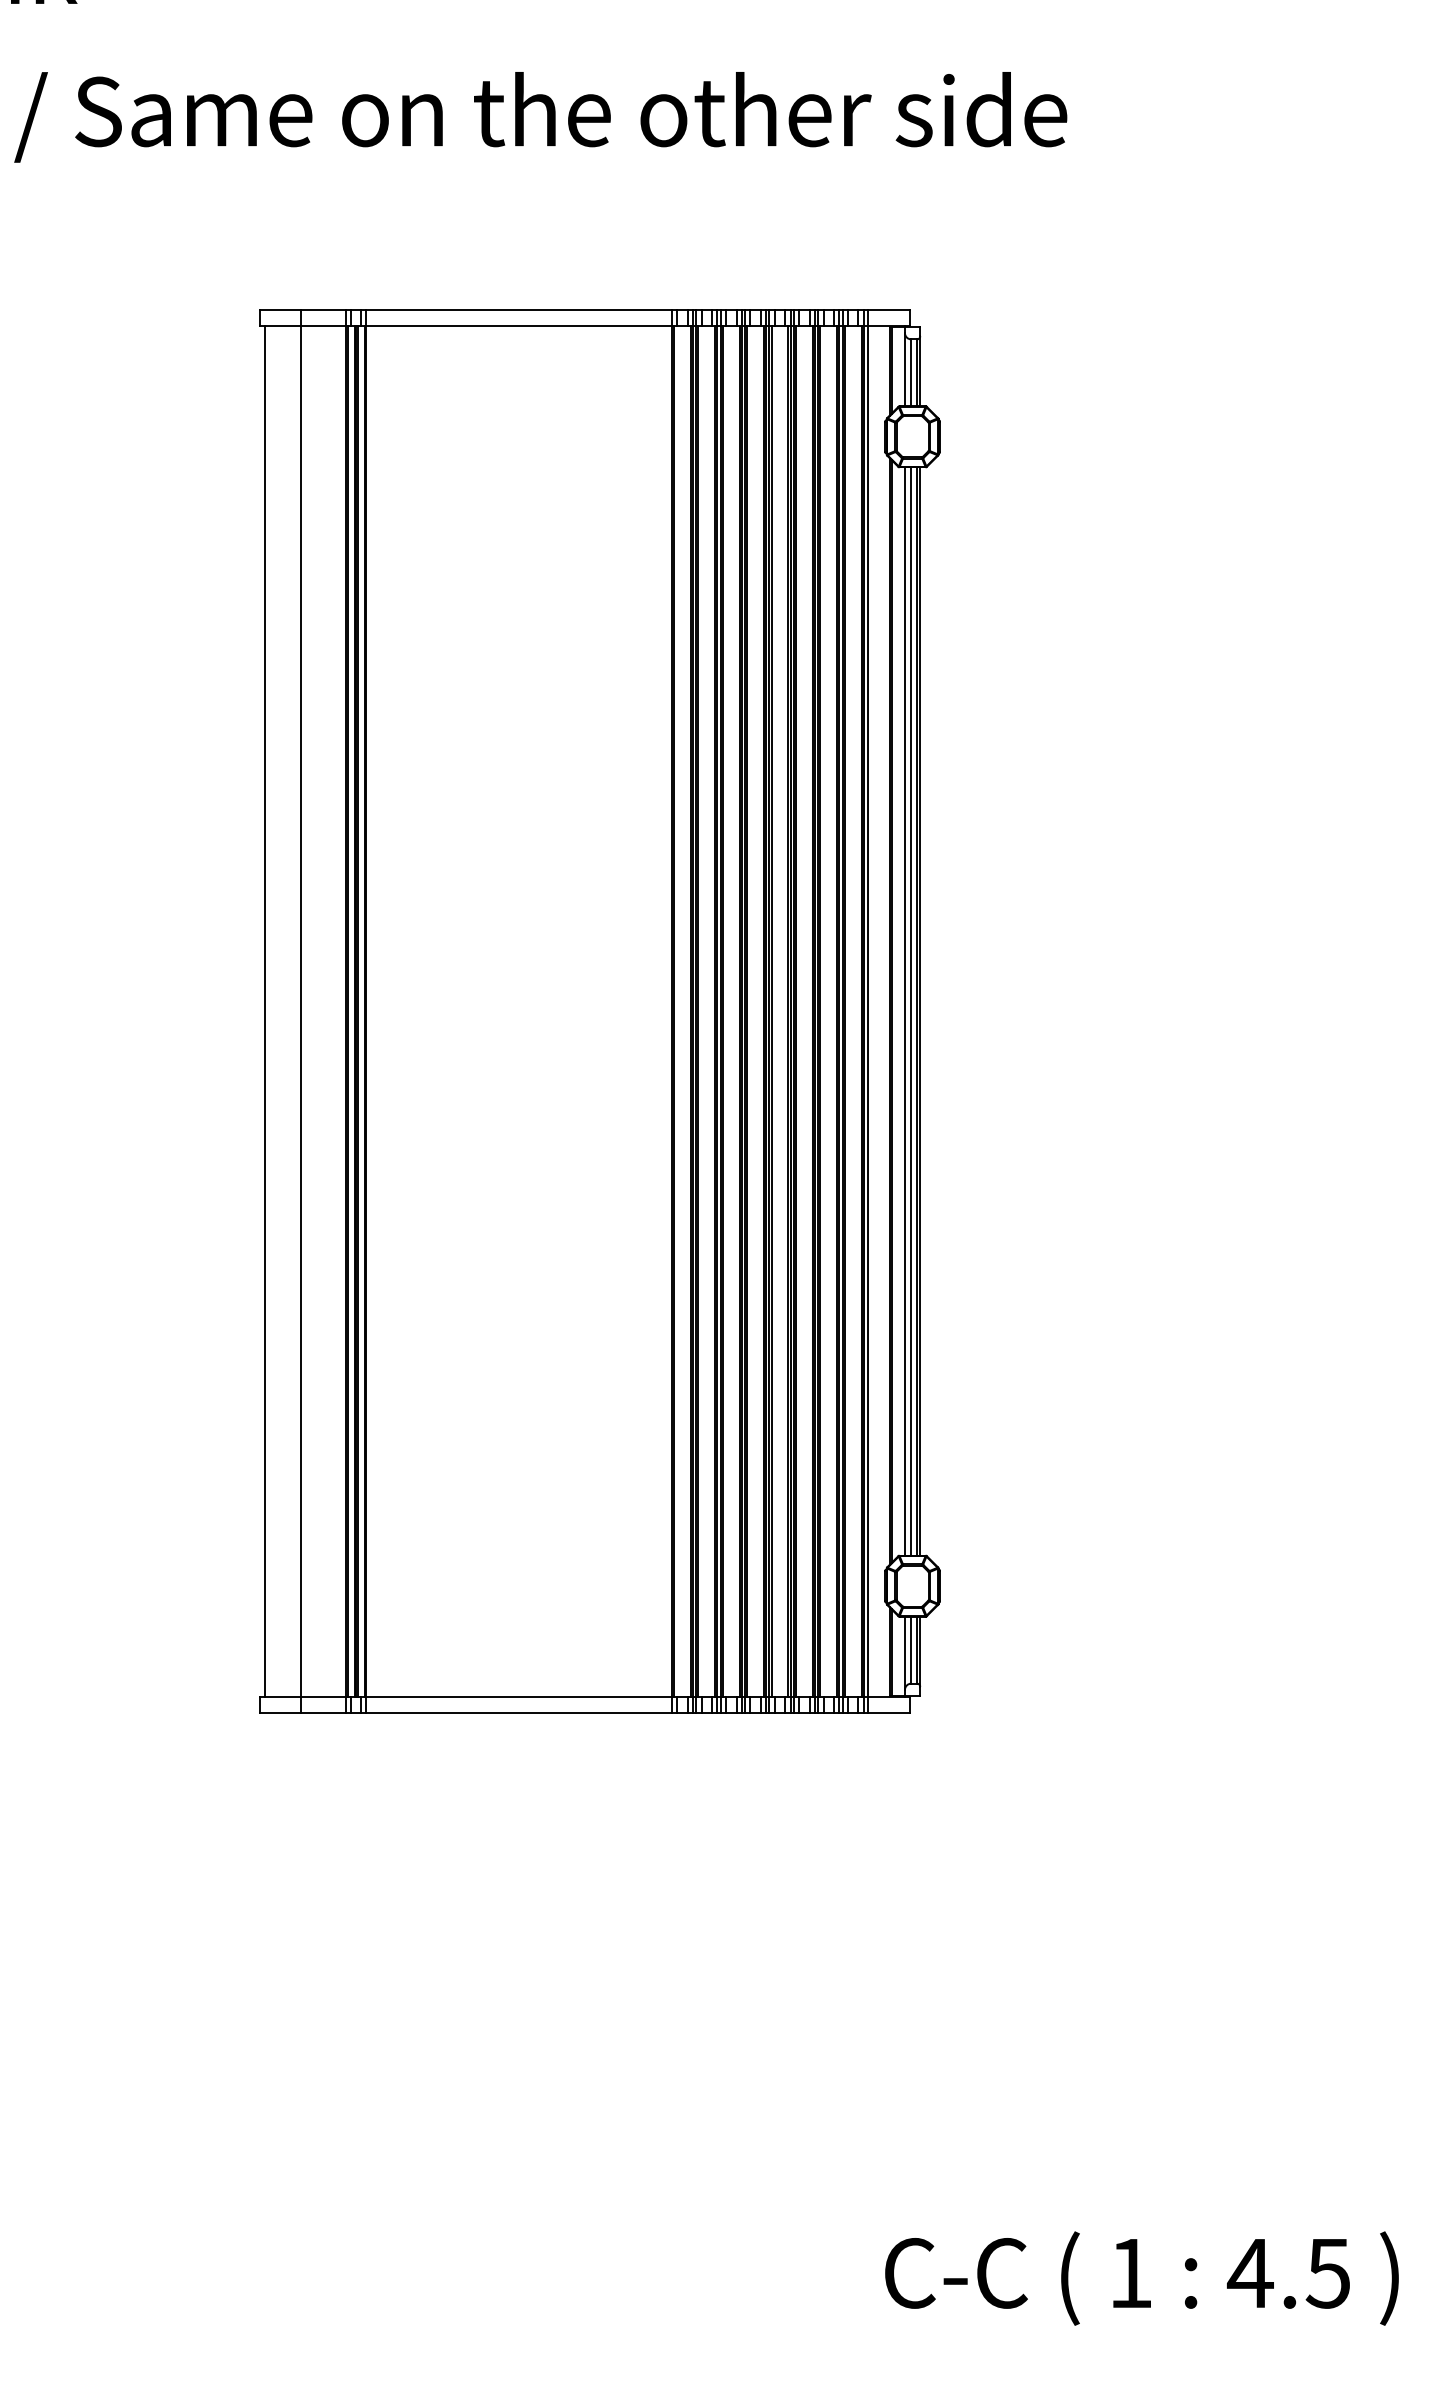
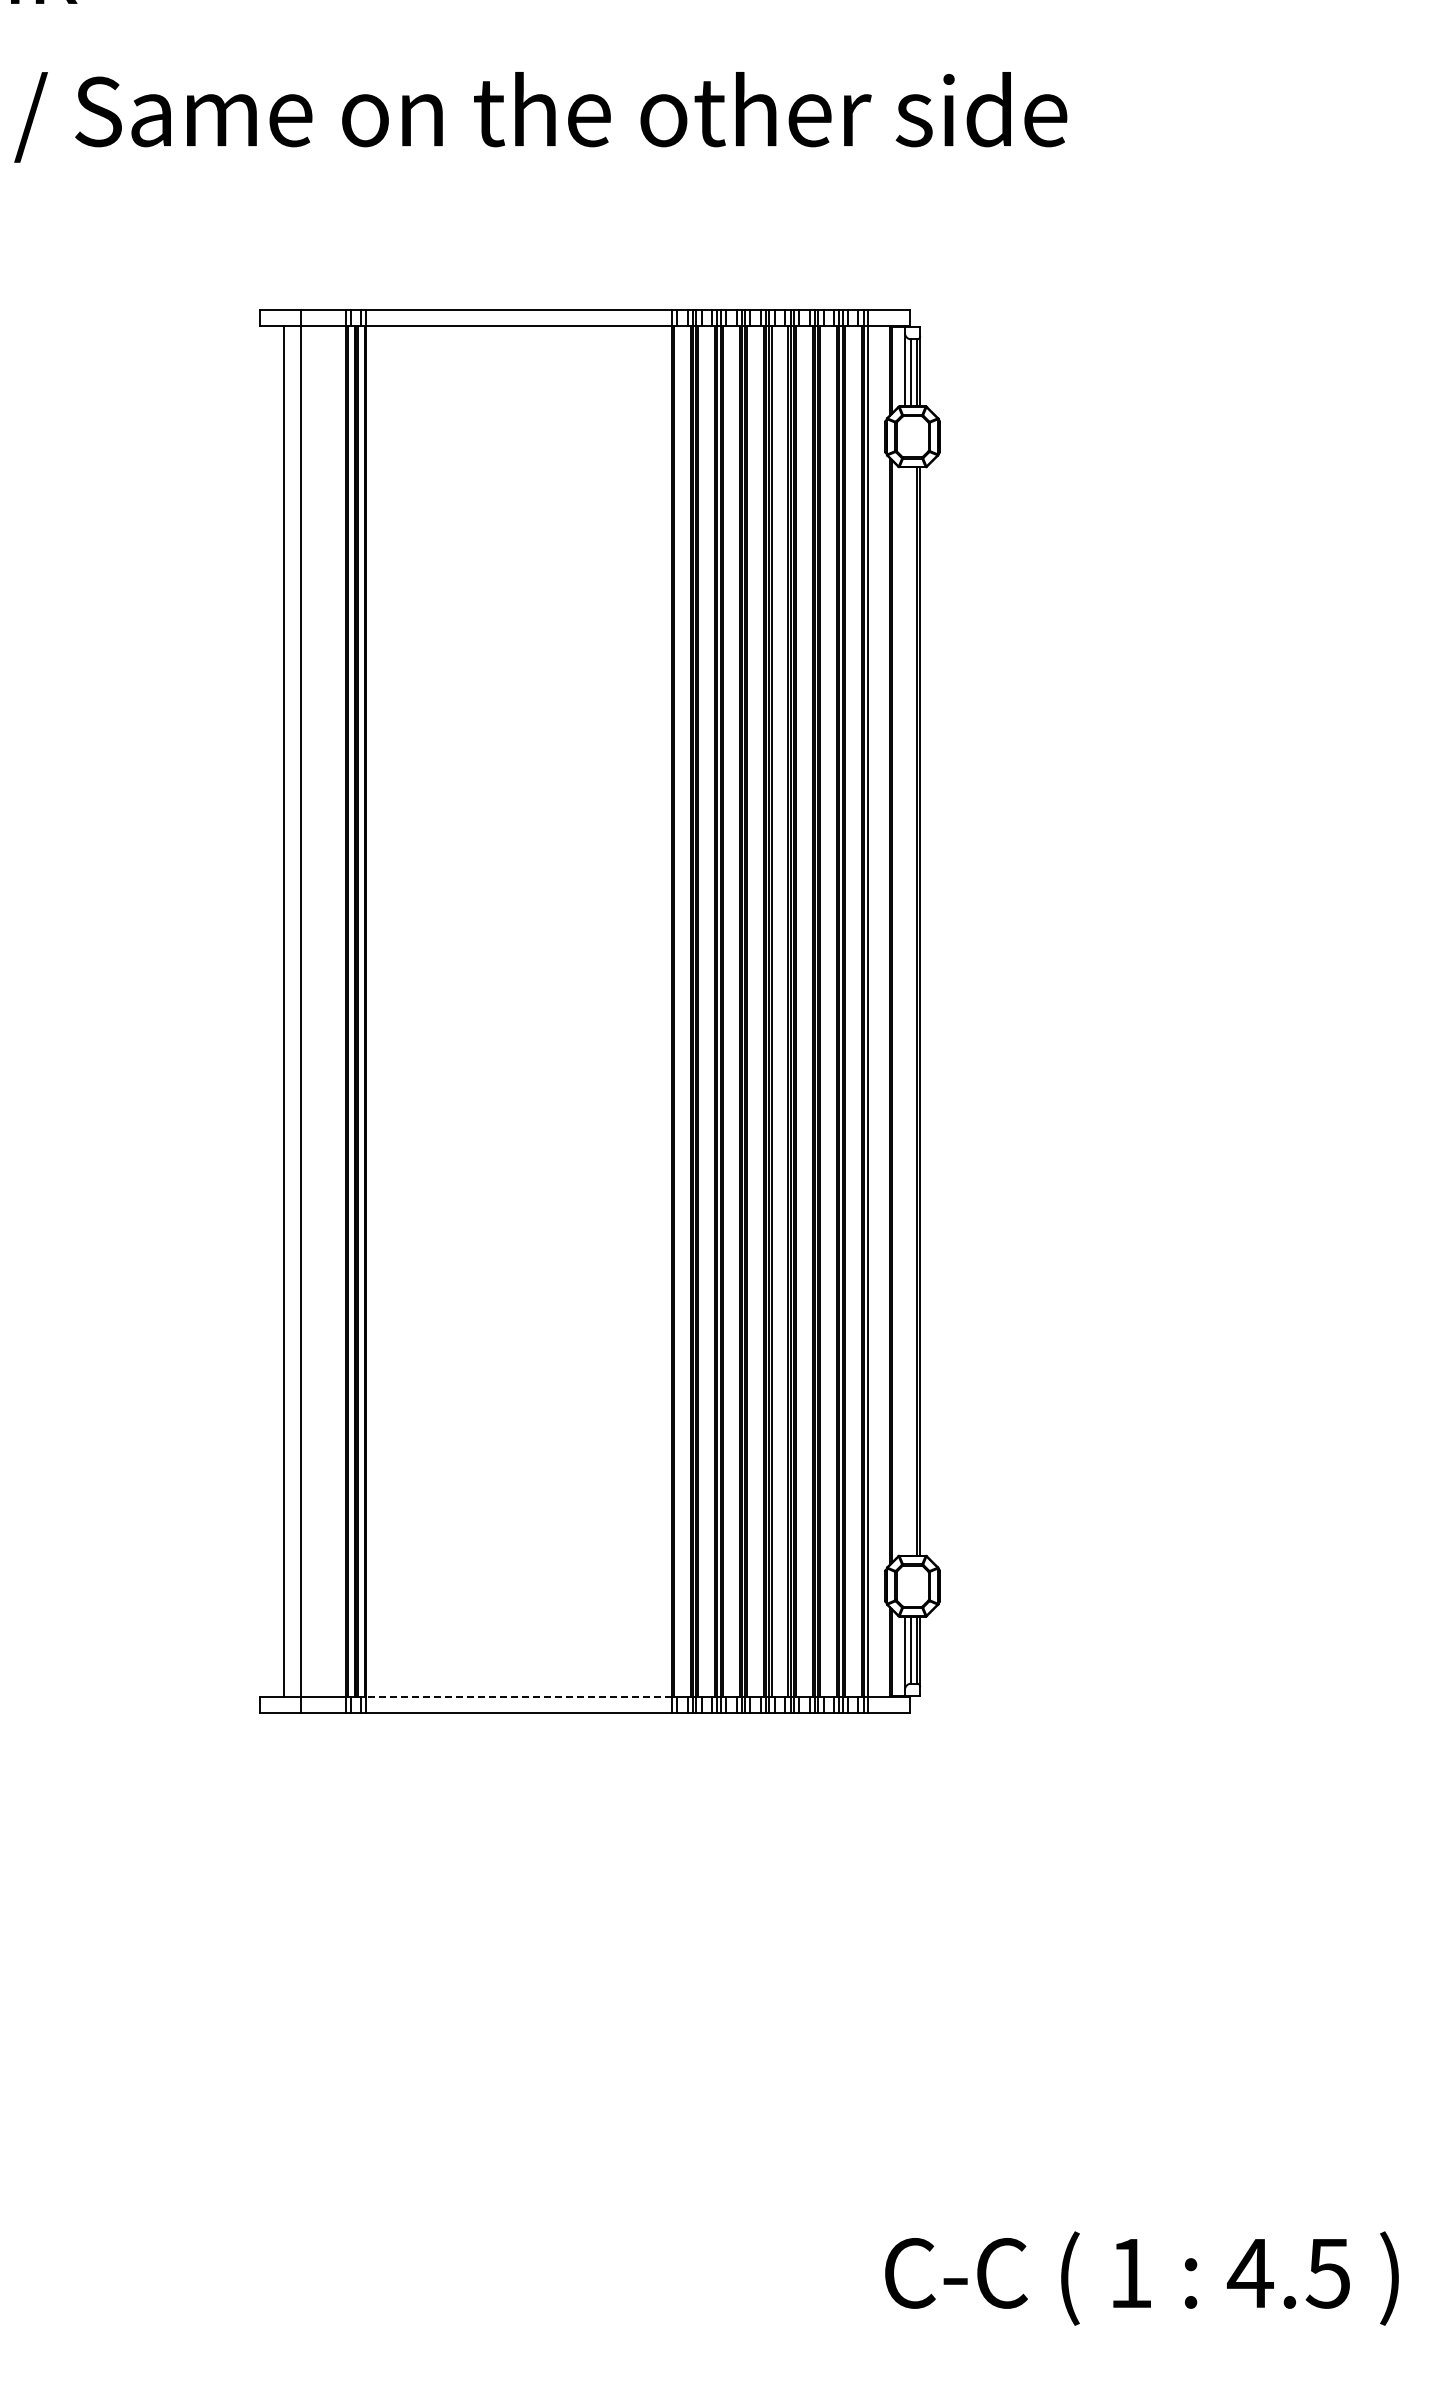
line position: (264, 1011) -> (283, 1011) (283, 1011)
line: present -> none (905, 1011)
line: present -> none (911, 1011)
line: solid -> dashed (519, 1697)
